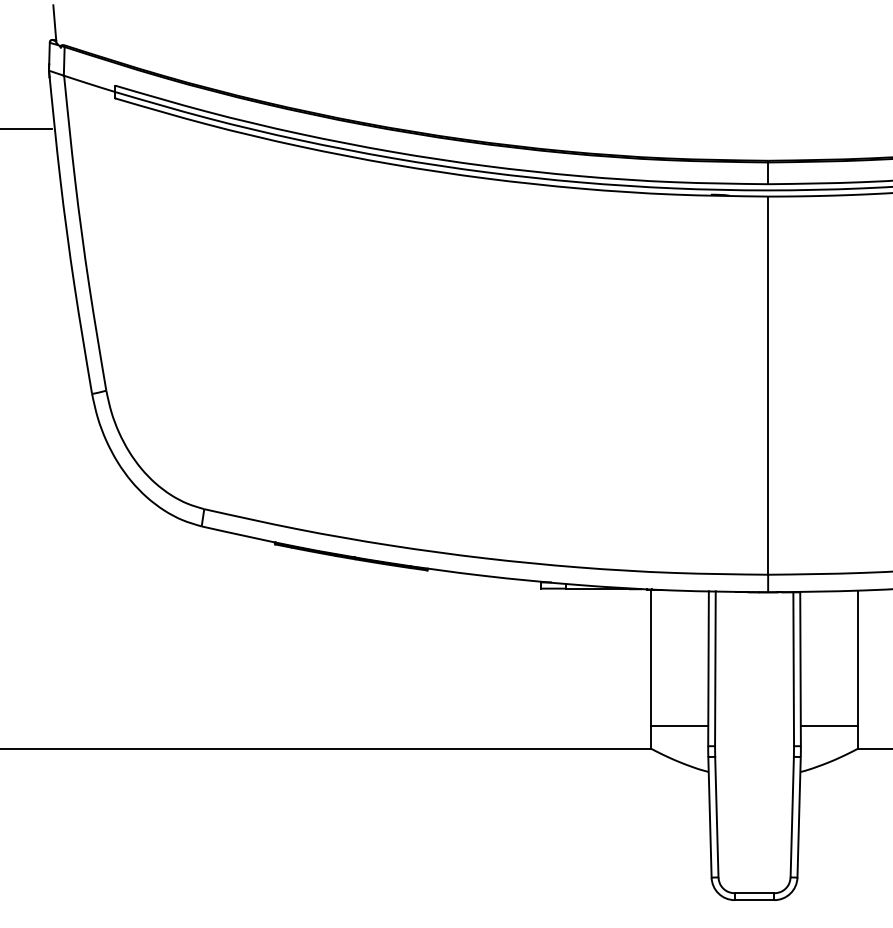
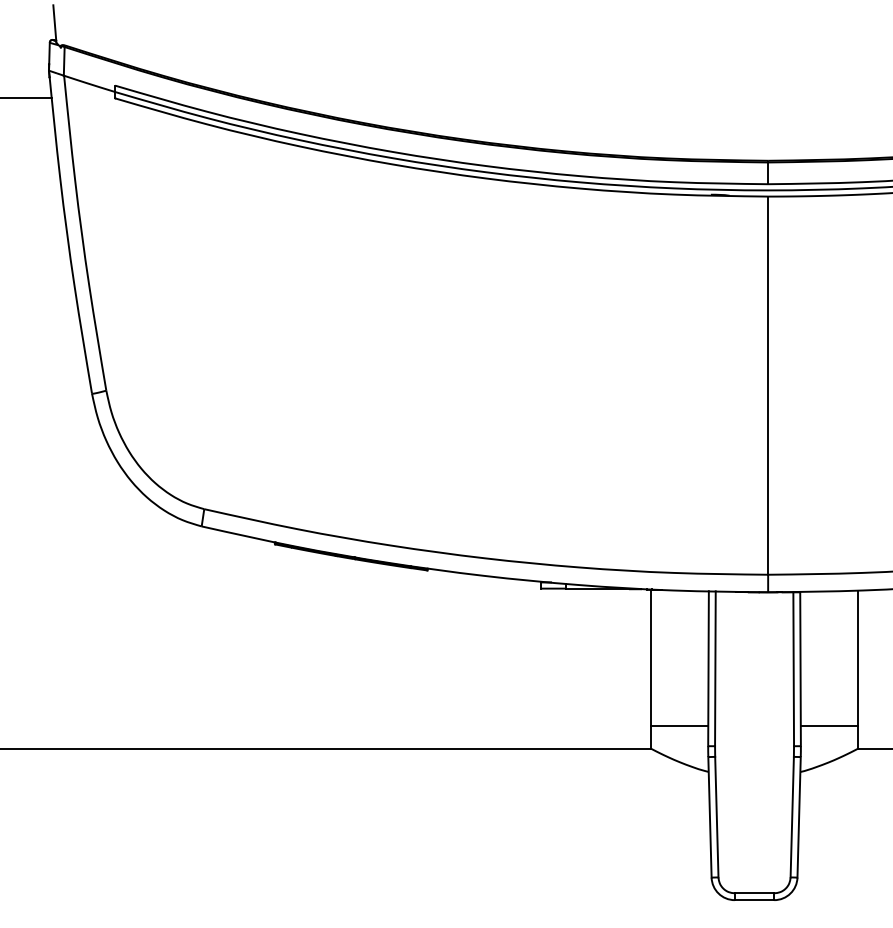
line position: (26, 129) -> (26, 98) (26, 98)
